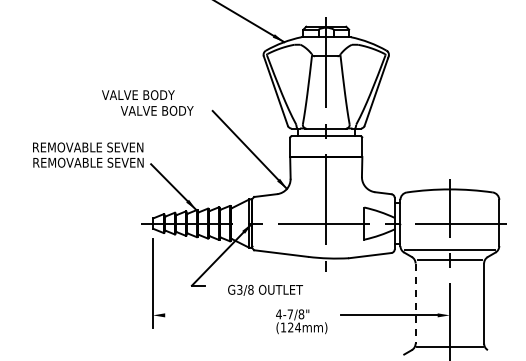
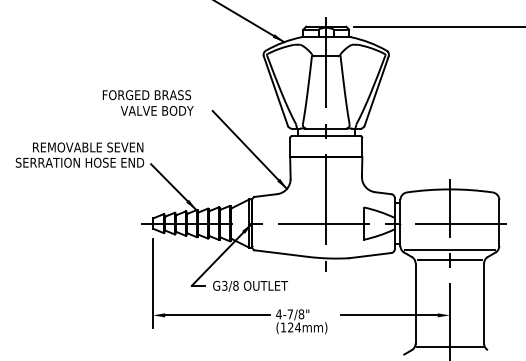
line: none -> present (437, 26)
text: VALVE BODY -> FORGED BRASS (146, 95)
text: REMOVABLE SEVEN -> SERRATION HOSE END (79, 162)
text position: (265, 289) -> (250, 285) (250, 285)
line: dashed -> solid (415, 304)
line: none -> present (217, 315)
